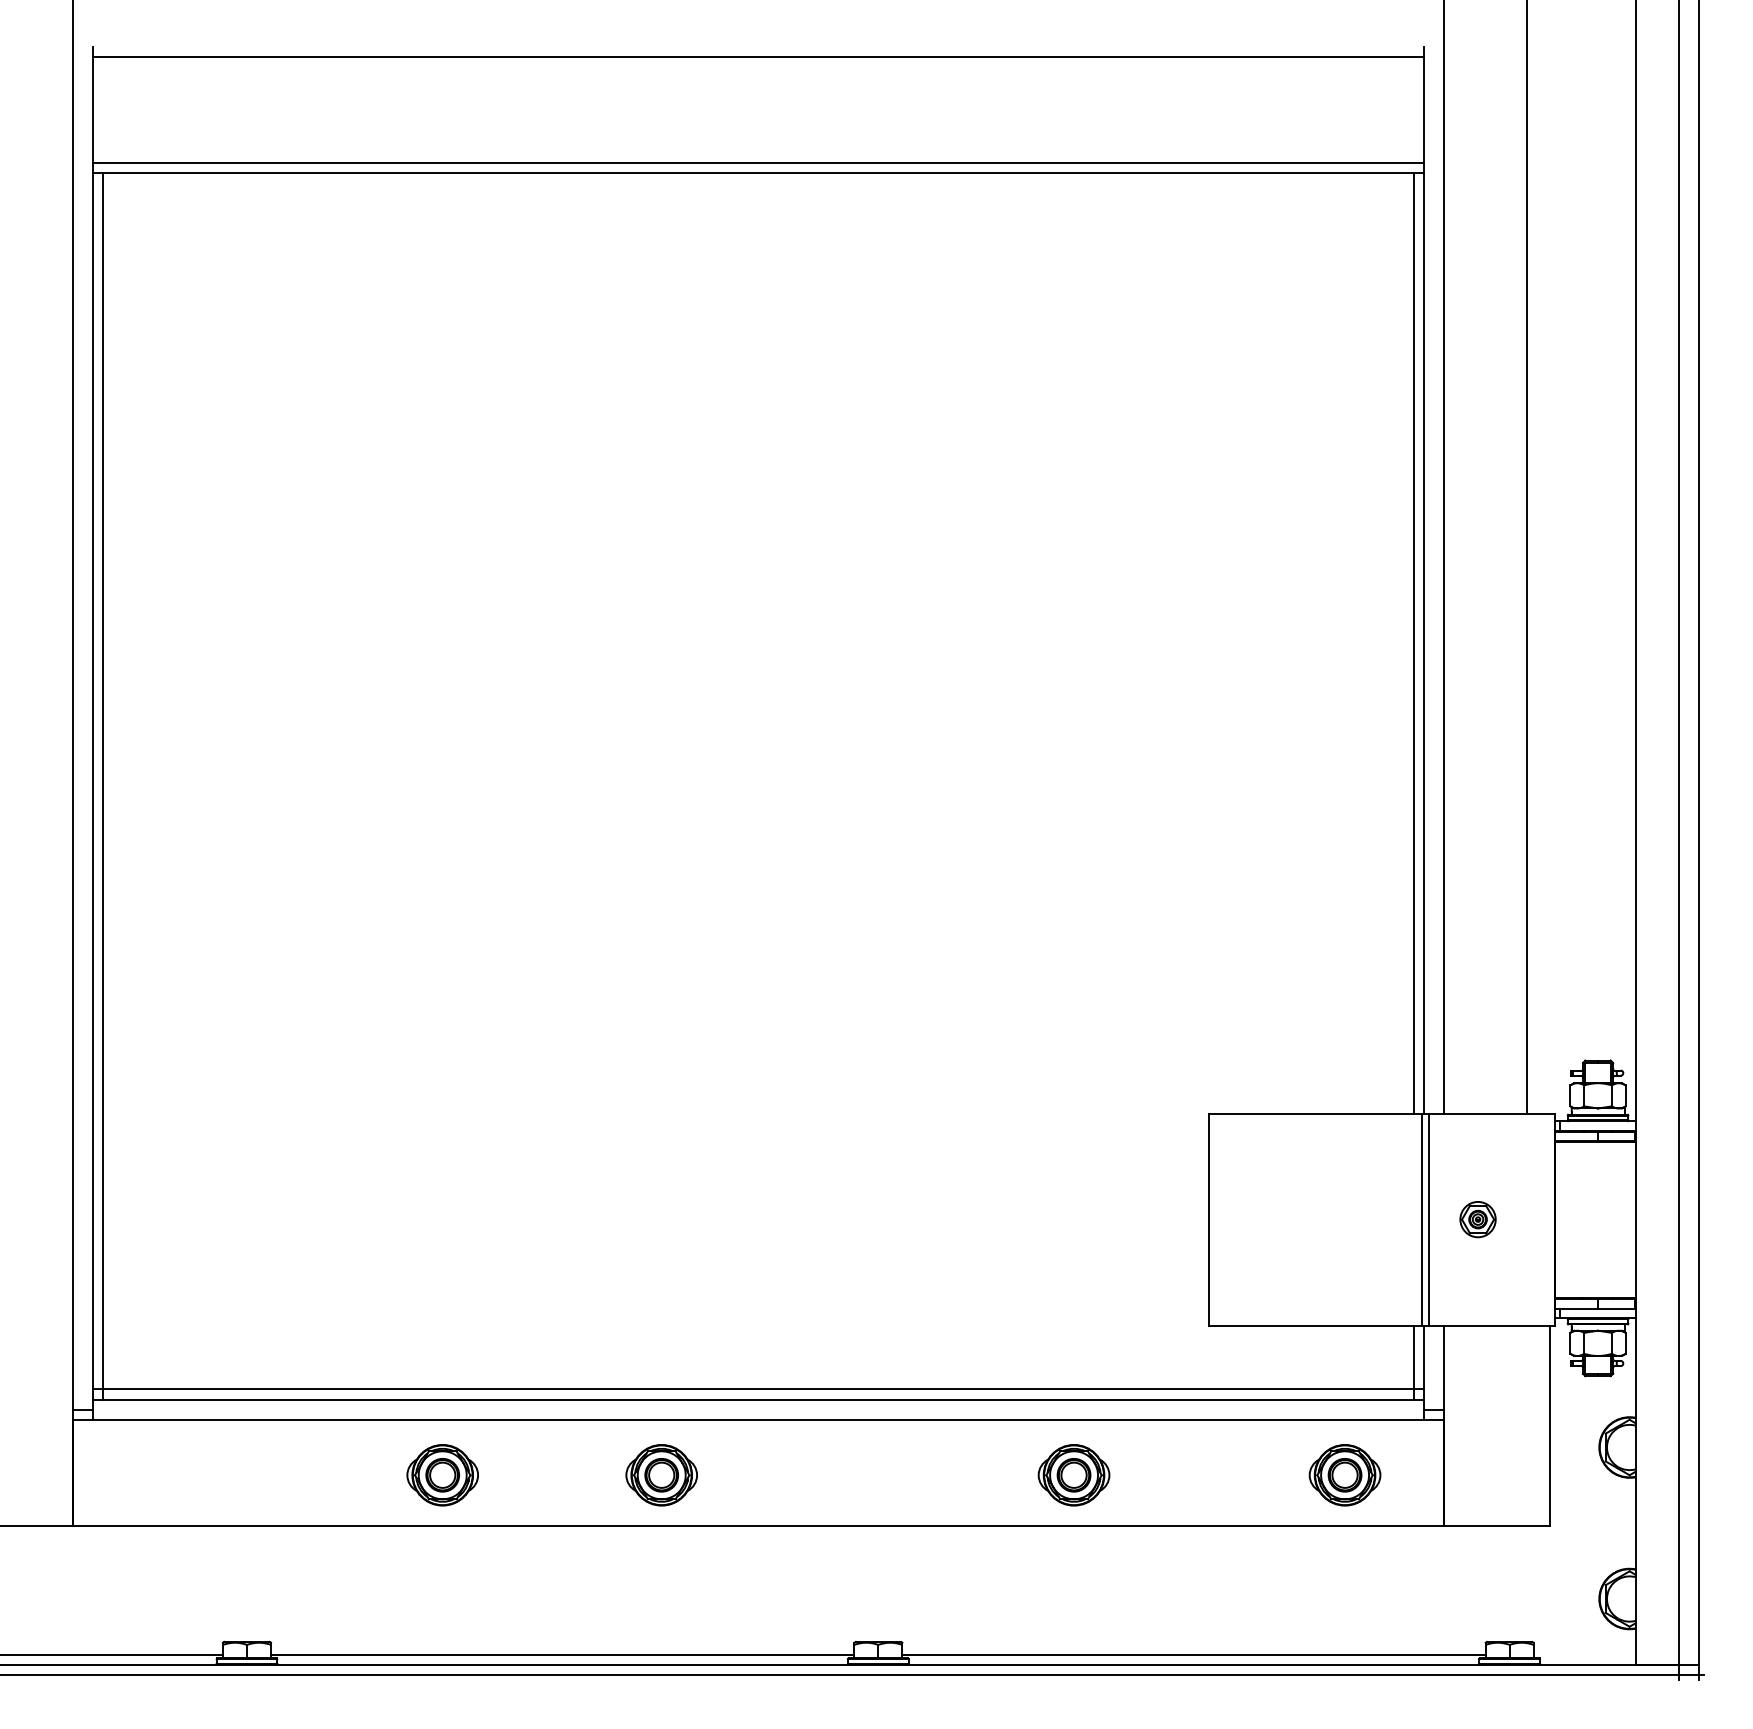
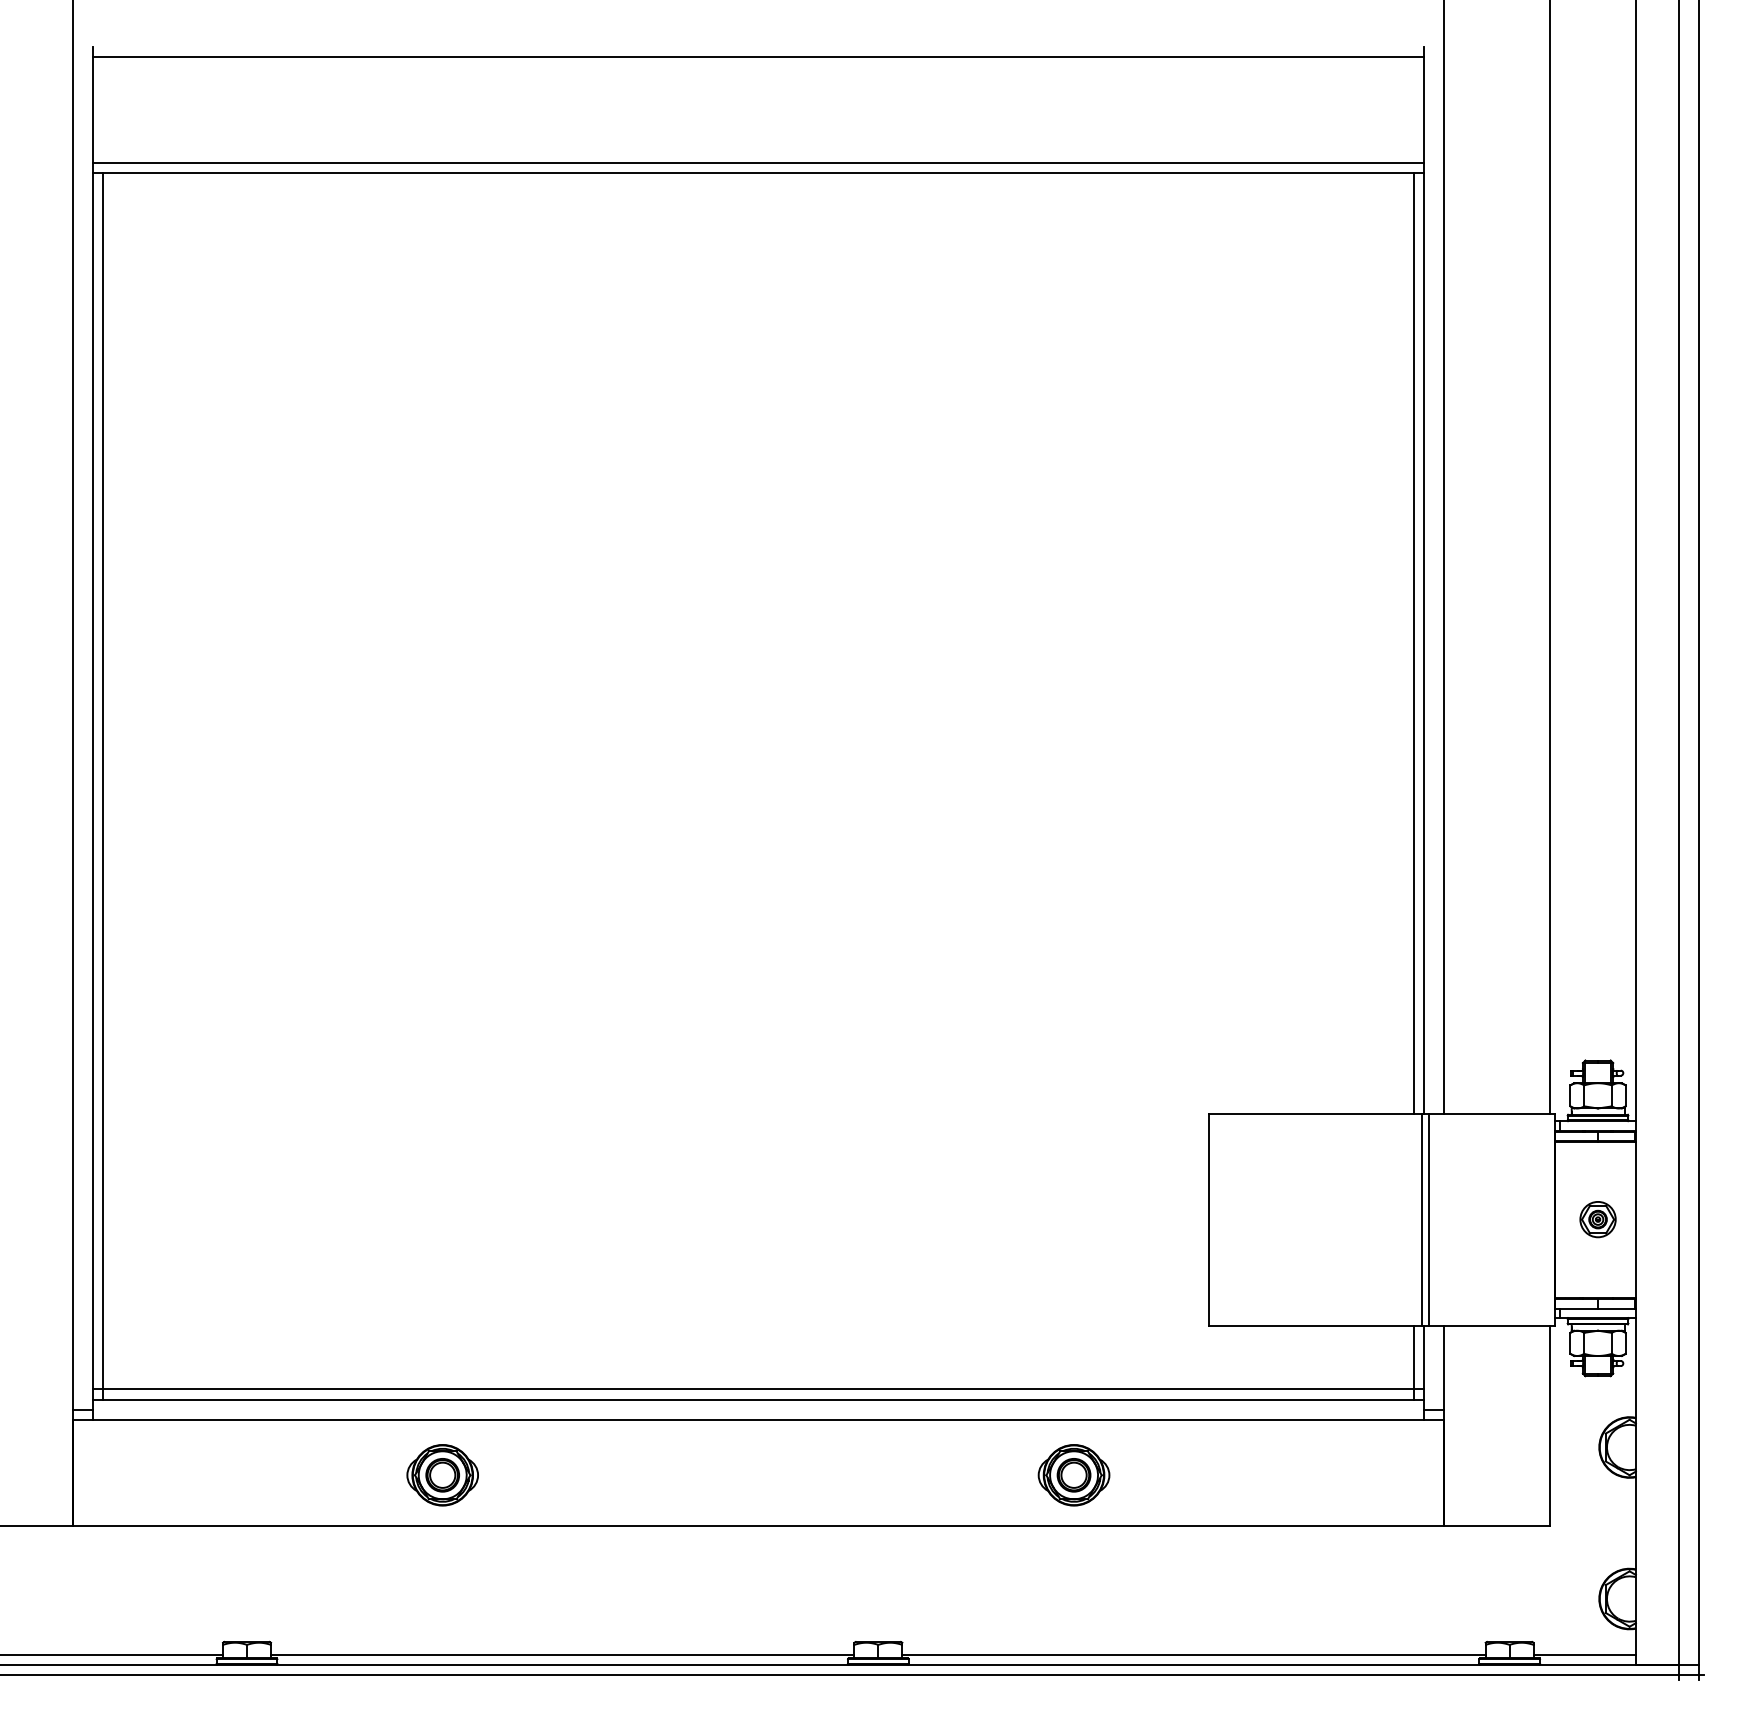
line position: (1527, 557) -> (1550, 557) (1550, 557)
part position: (1477, 1219) -> (1597, 1219) (1597, 1219)
part: present -> none (661, 1475)
part: present -> none (1344, 1475)
line: none -> present (1584, 1654)
